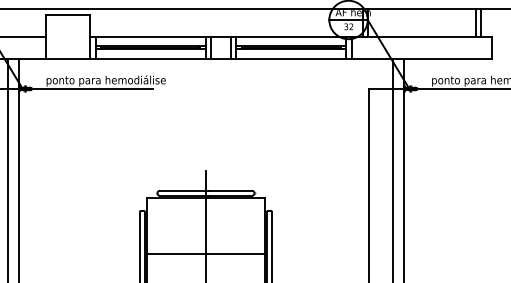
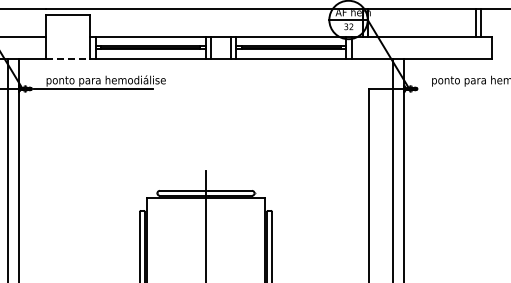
line: solid -> dashed (68, 58)
line: present -> none (462, 89)
line: present -> none (205, 254)
